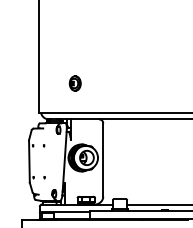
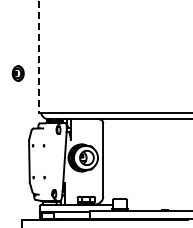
line: solid -> dashed (38, 57)
part position: (74, 83) -> (17, 73) (17, 73)
line: present -> none (158, 204)
